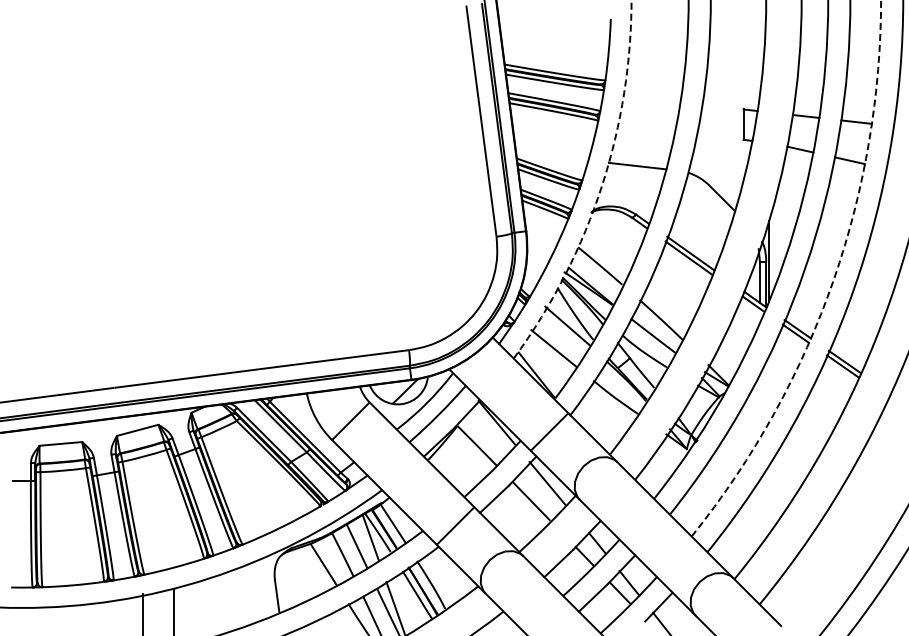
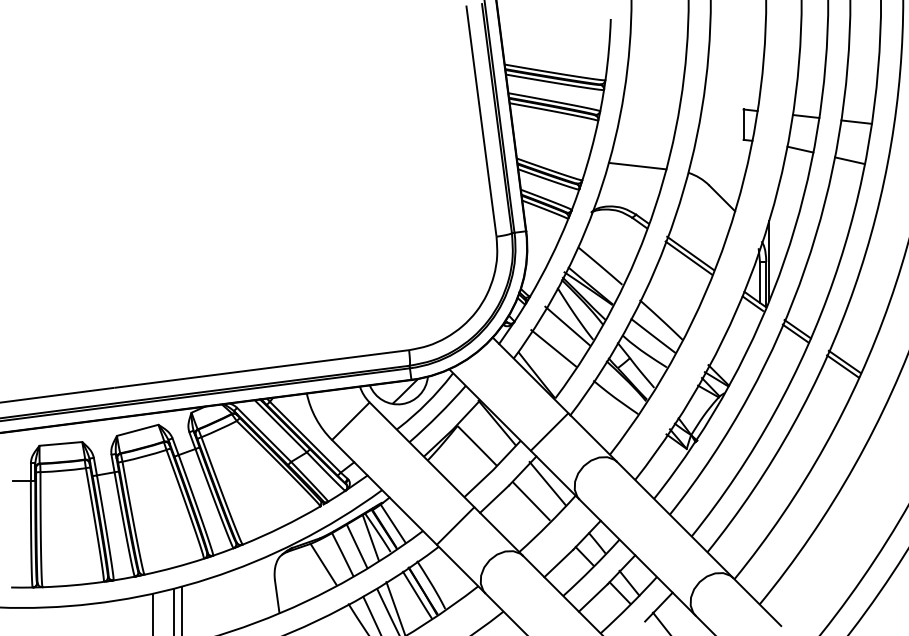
arc: dashed -> solid (600, 189)
arc: dashed -> solid (831, 286)
line: none -> present (182, 609)
line position: (143, 612) -> (153, 612) (153, 612)
